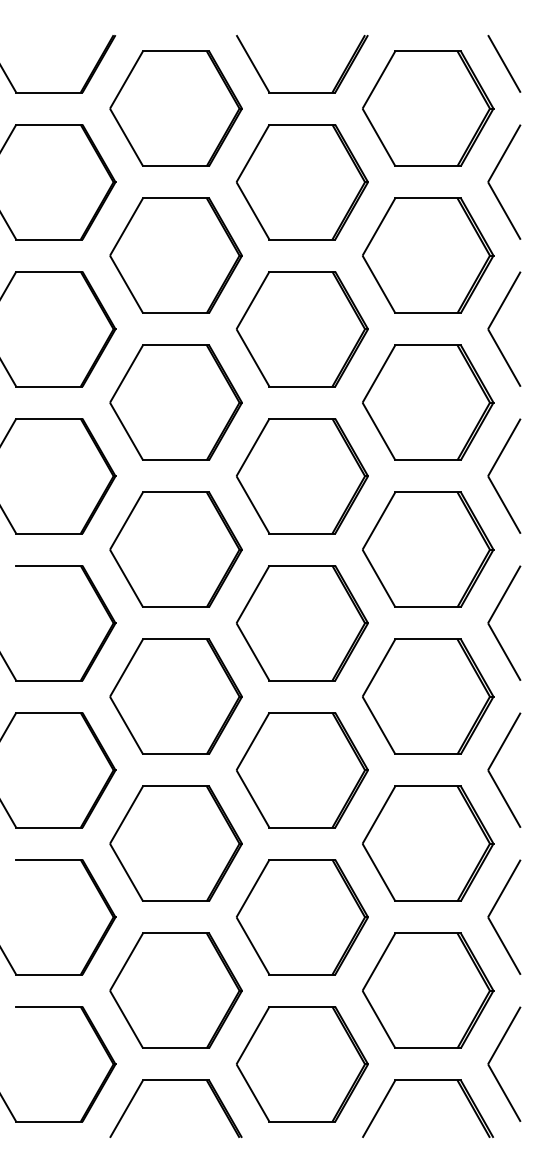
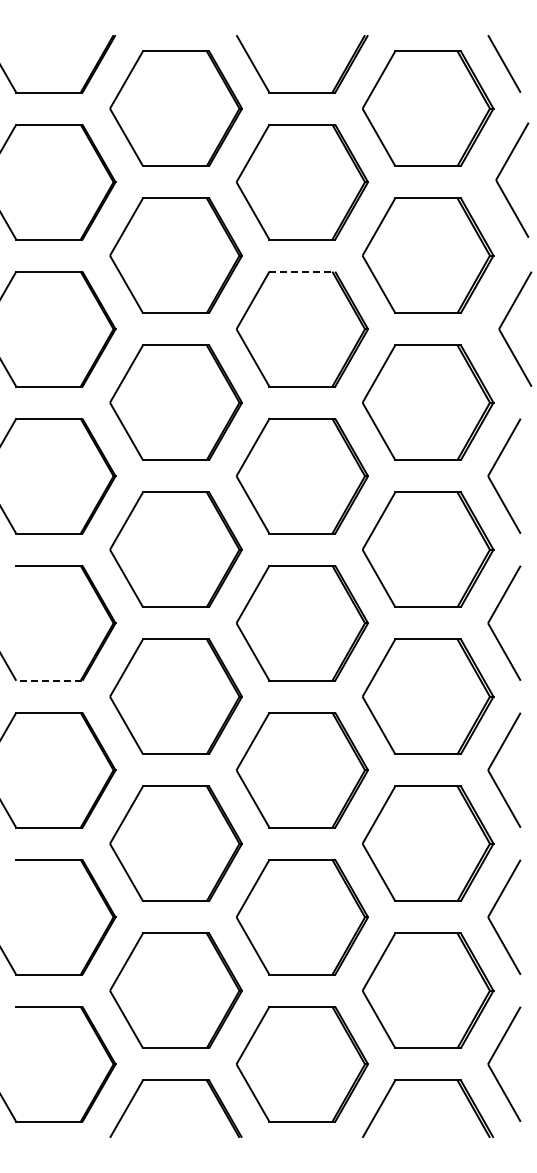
part position: (494, 173) -> (502, 171) (502, 171)
line: solid -> dashed (302, 271)
part position: (494, 320) -> (505, 320) (505, 320)
line: solid -> dashed (48, 680)
